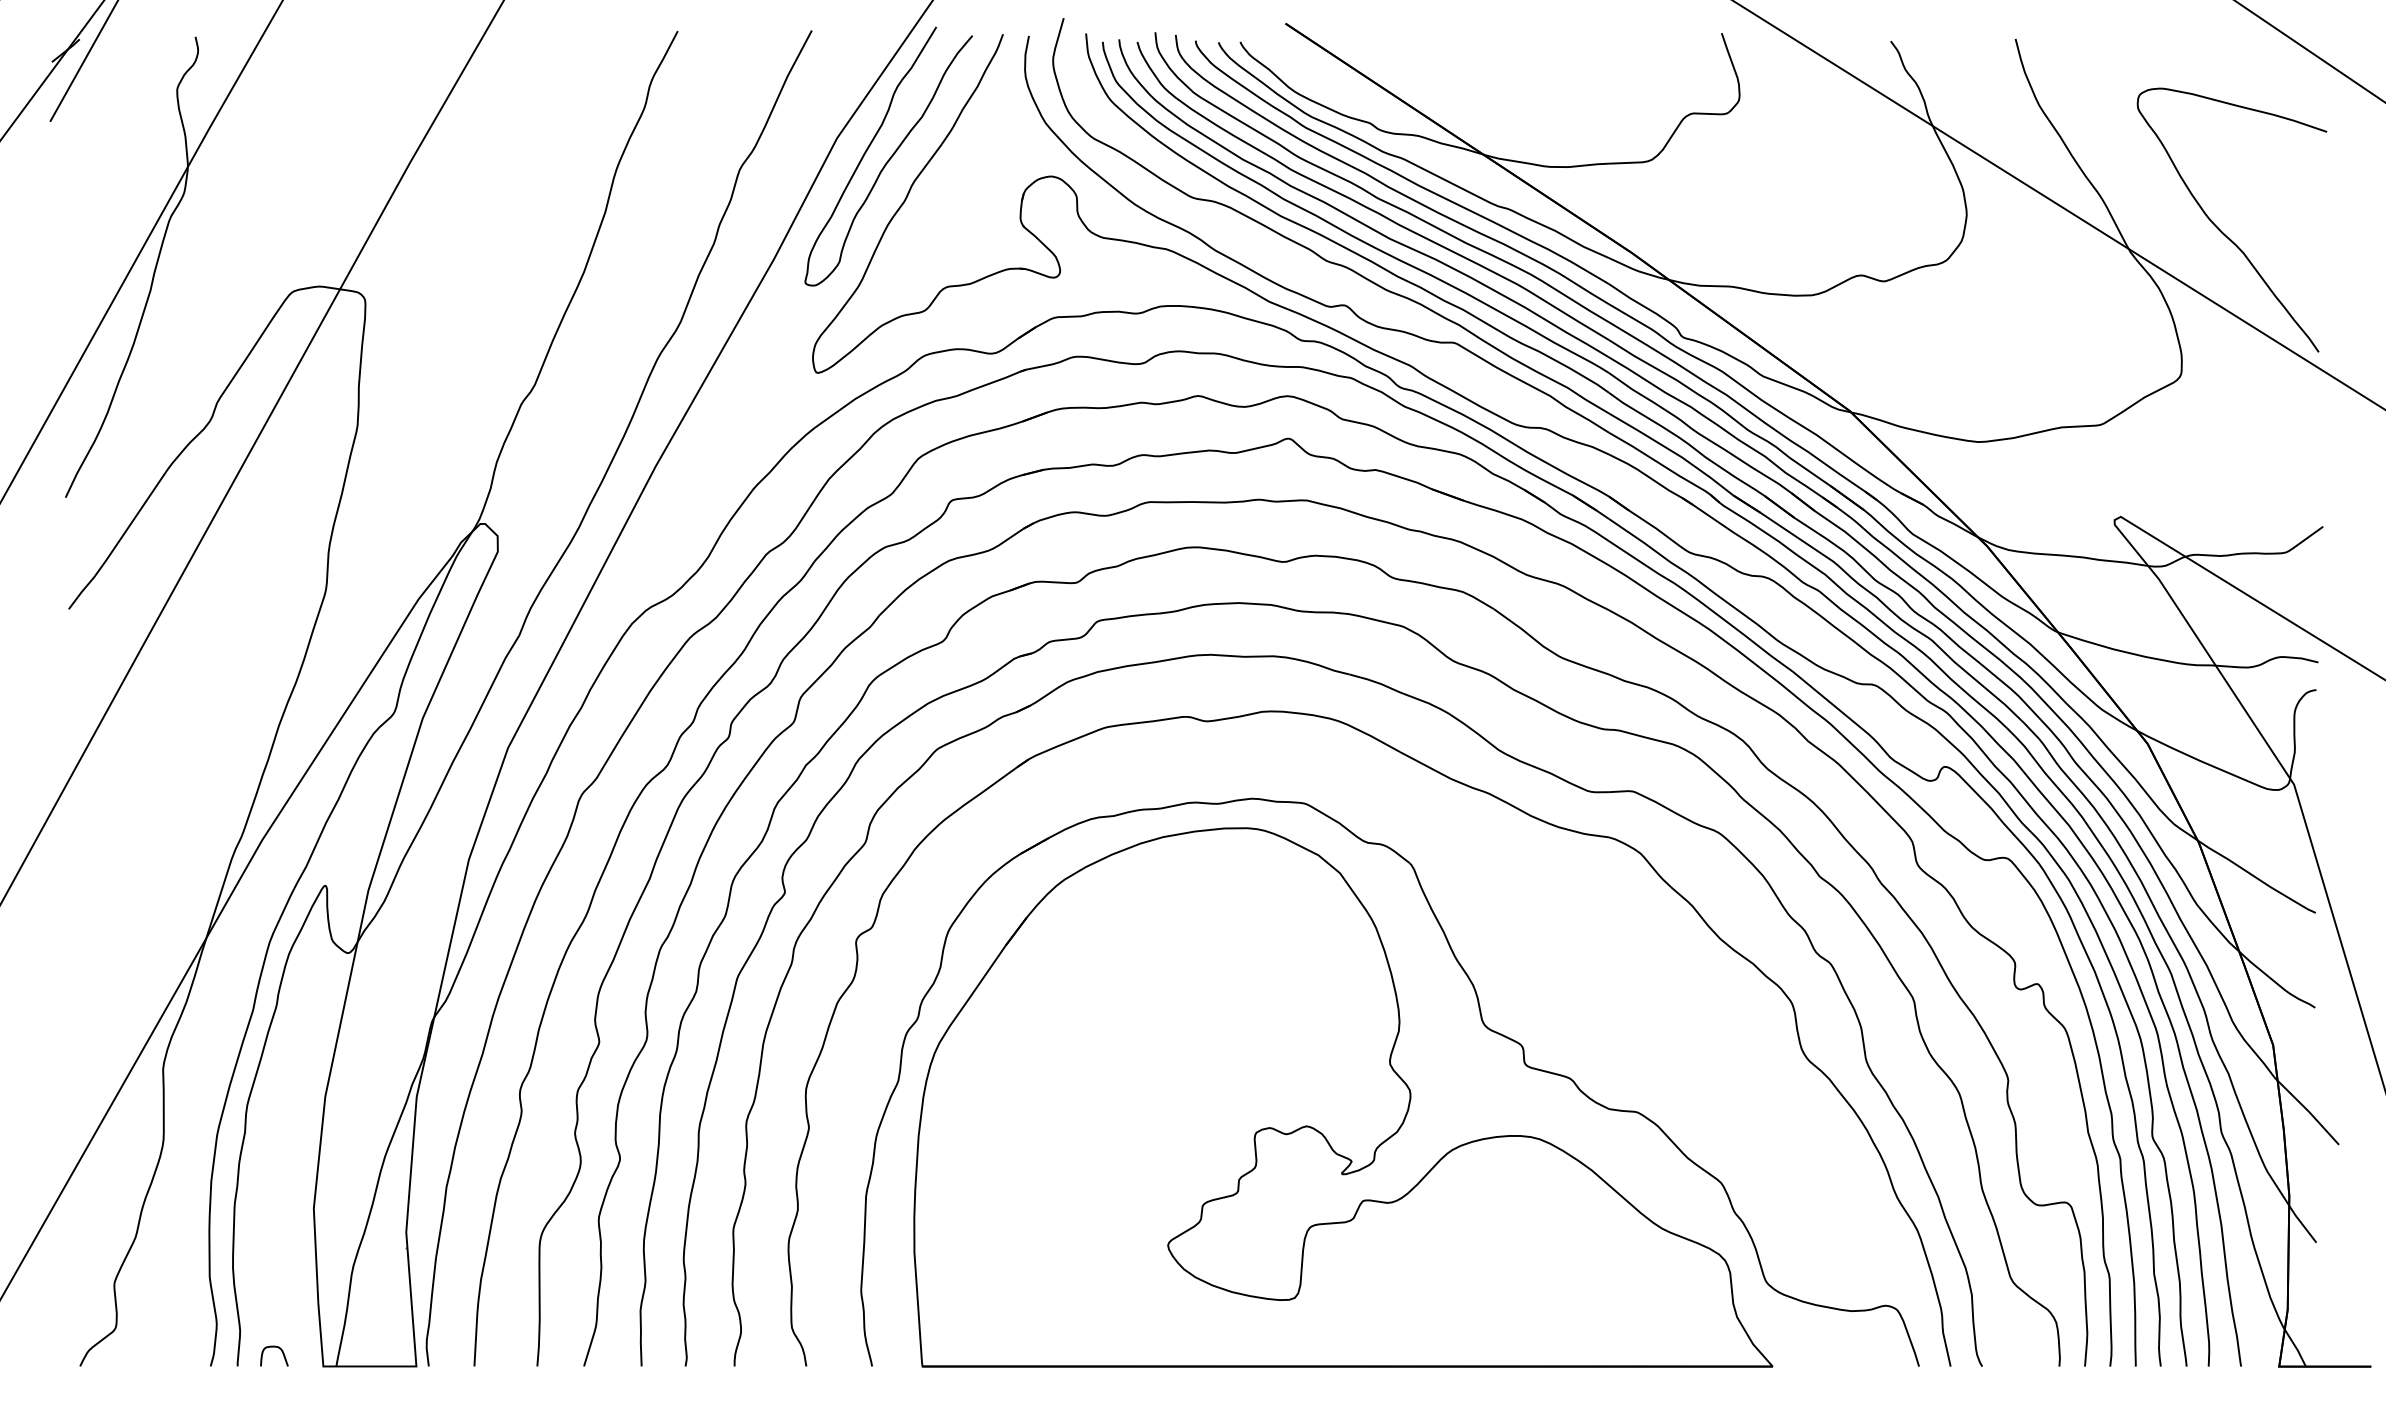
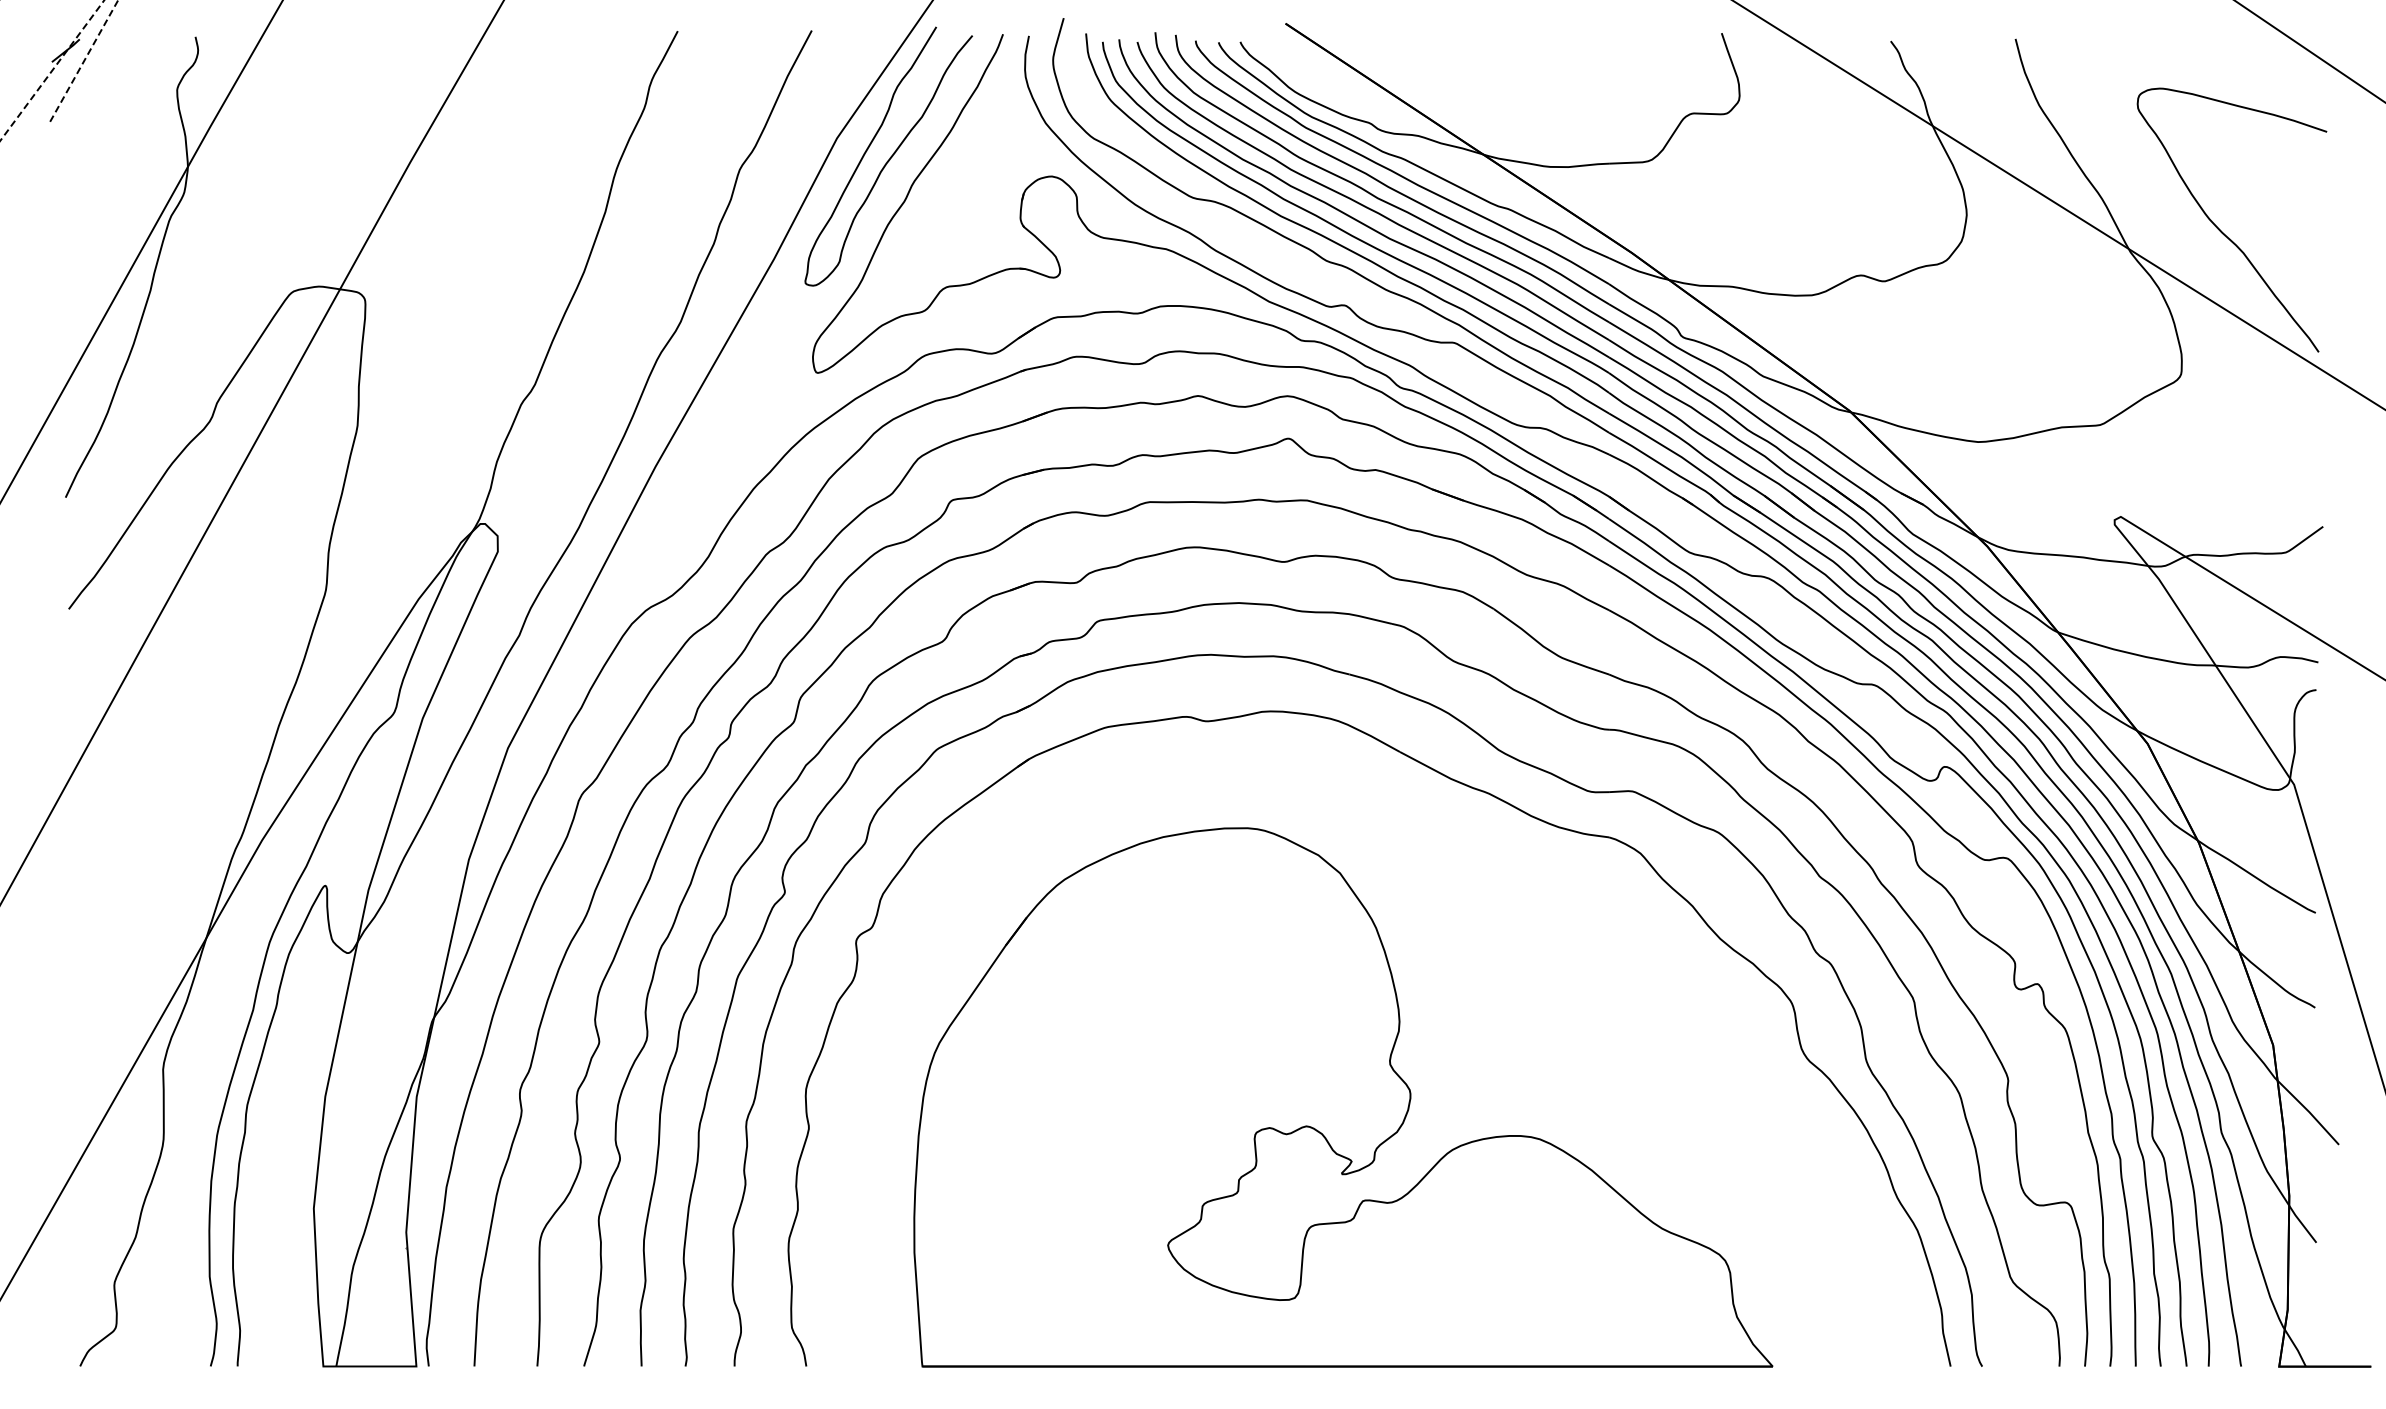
line: solid -> dashed (94, 14)
part: present -> none (1483, 1025)
curve: present -> none (279, 1349)
